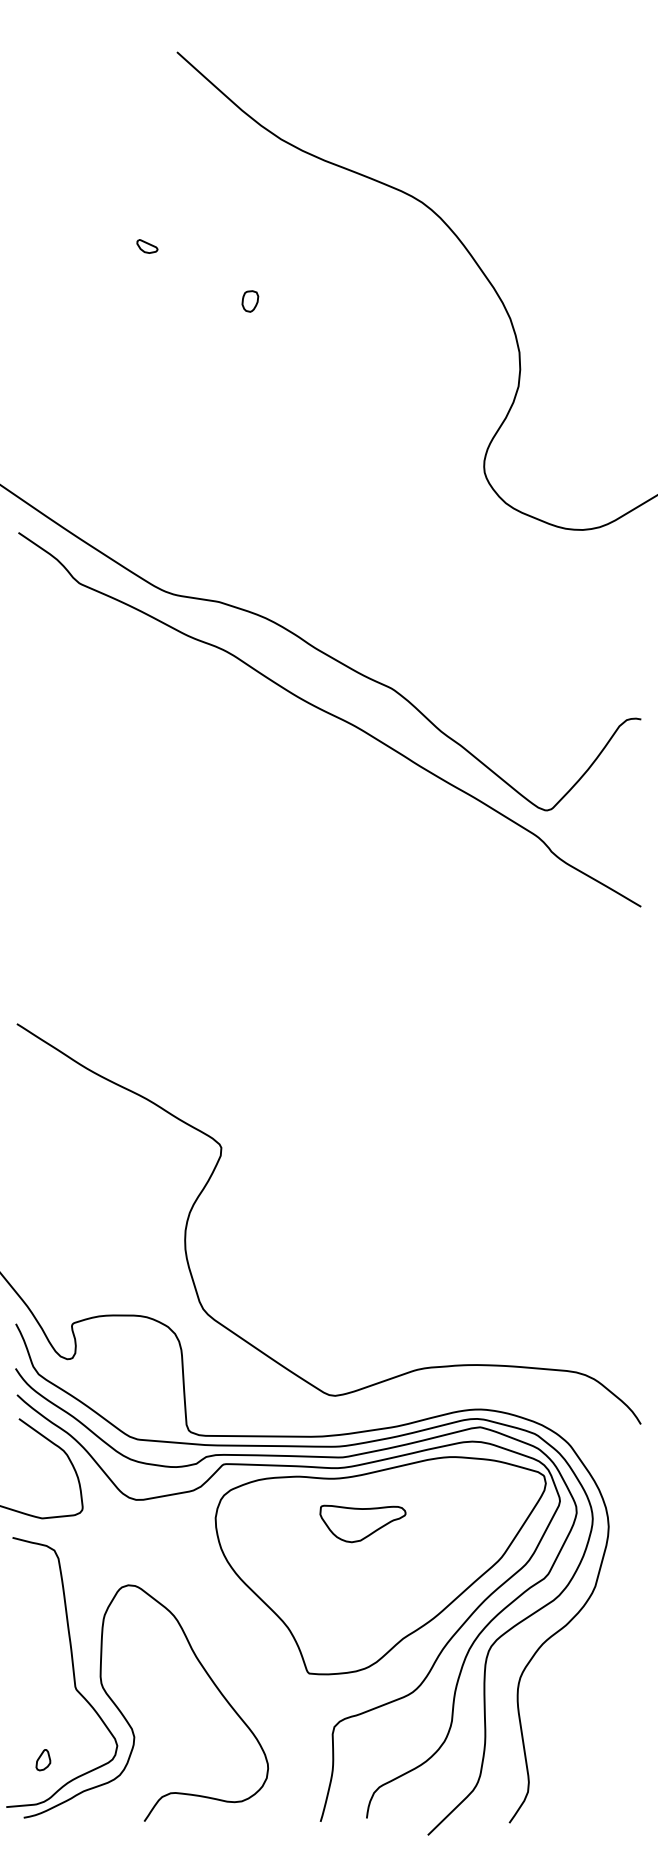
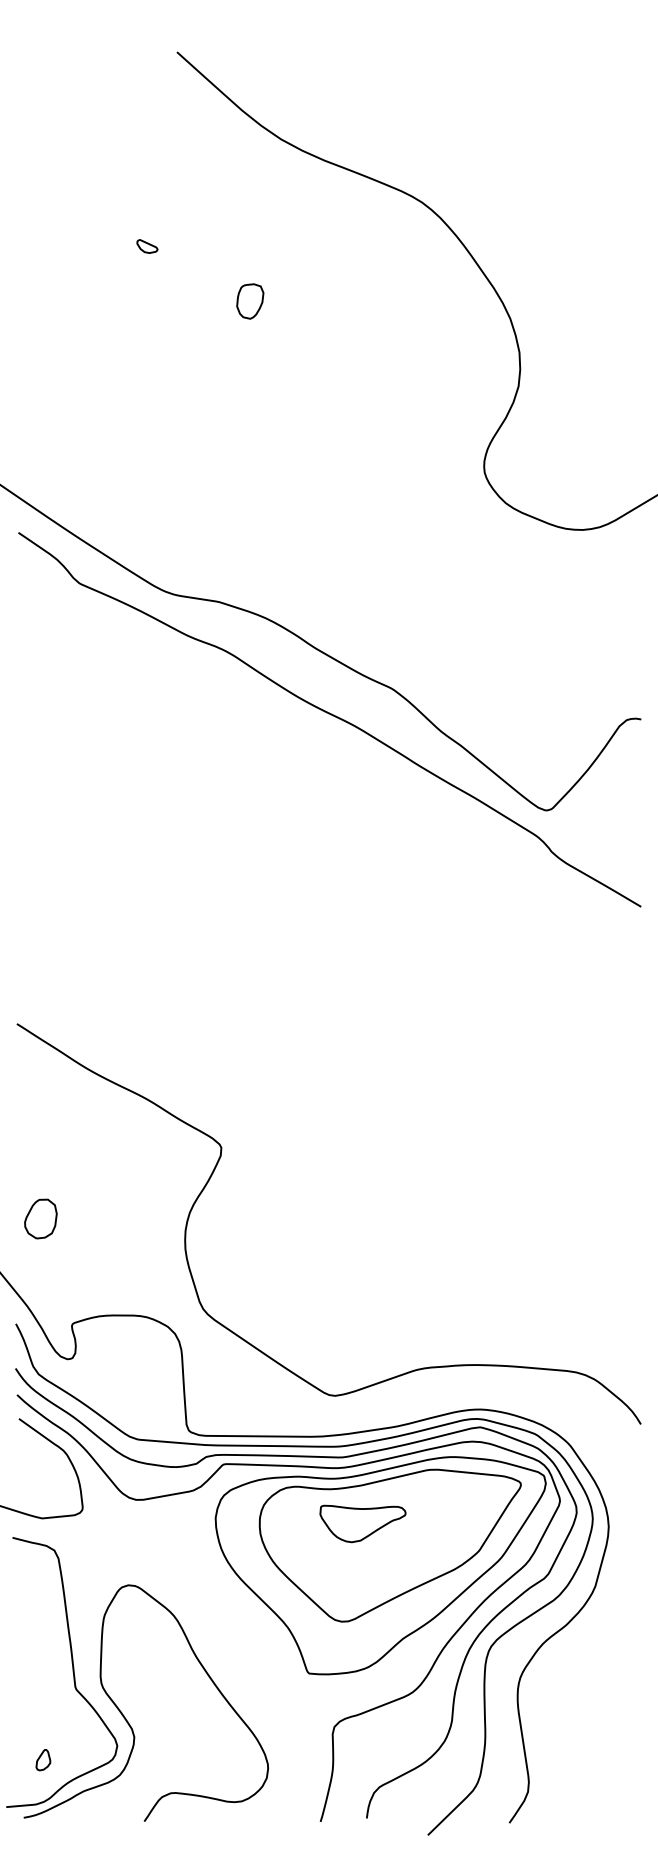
part size: 19x23 px -> 29x37 px (250, 301)
part: none -> present (40, 1218)
part: none -> present (389, 1545)
